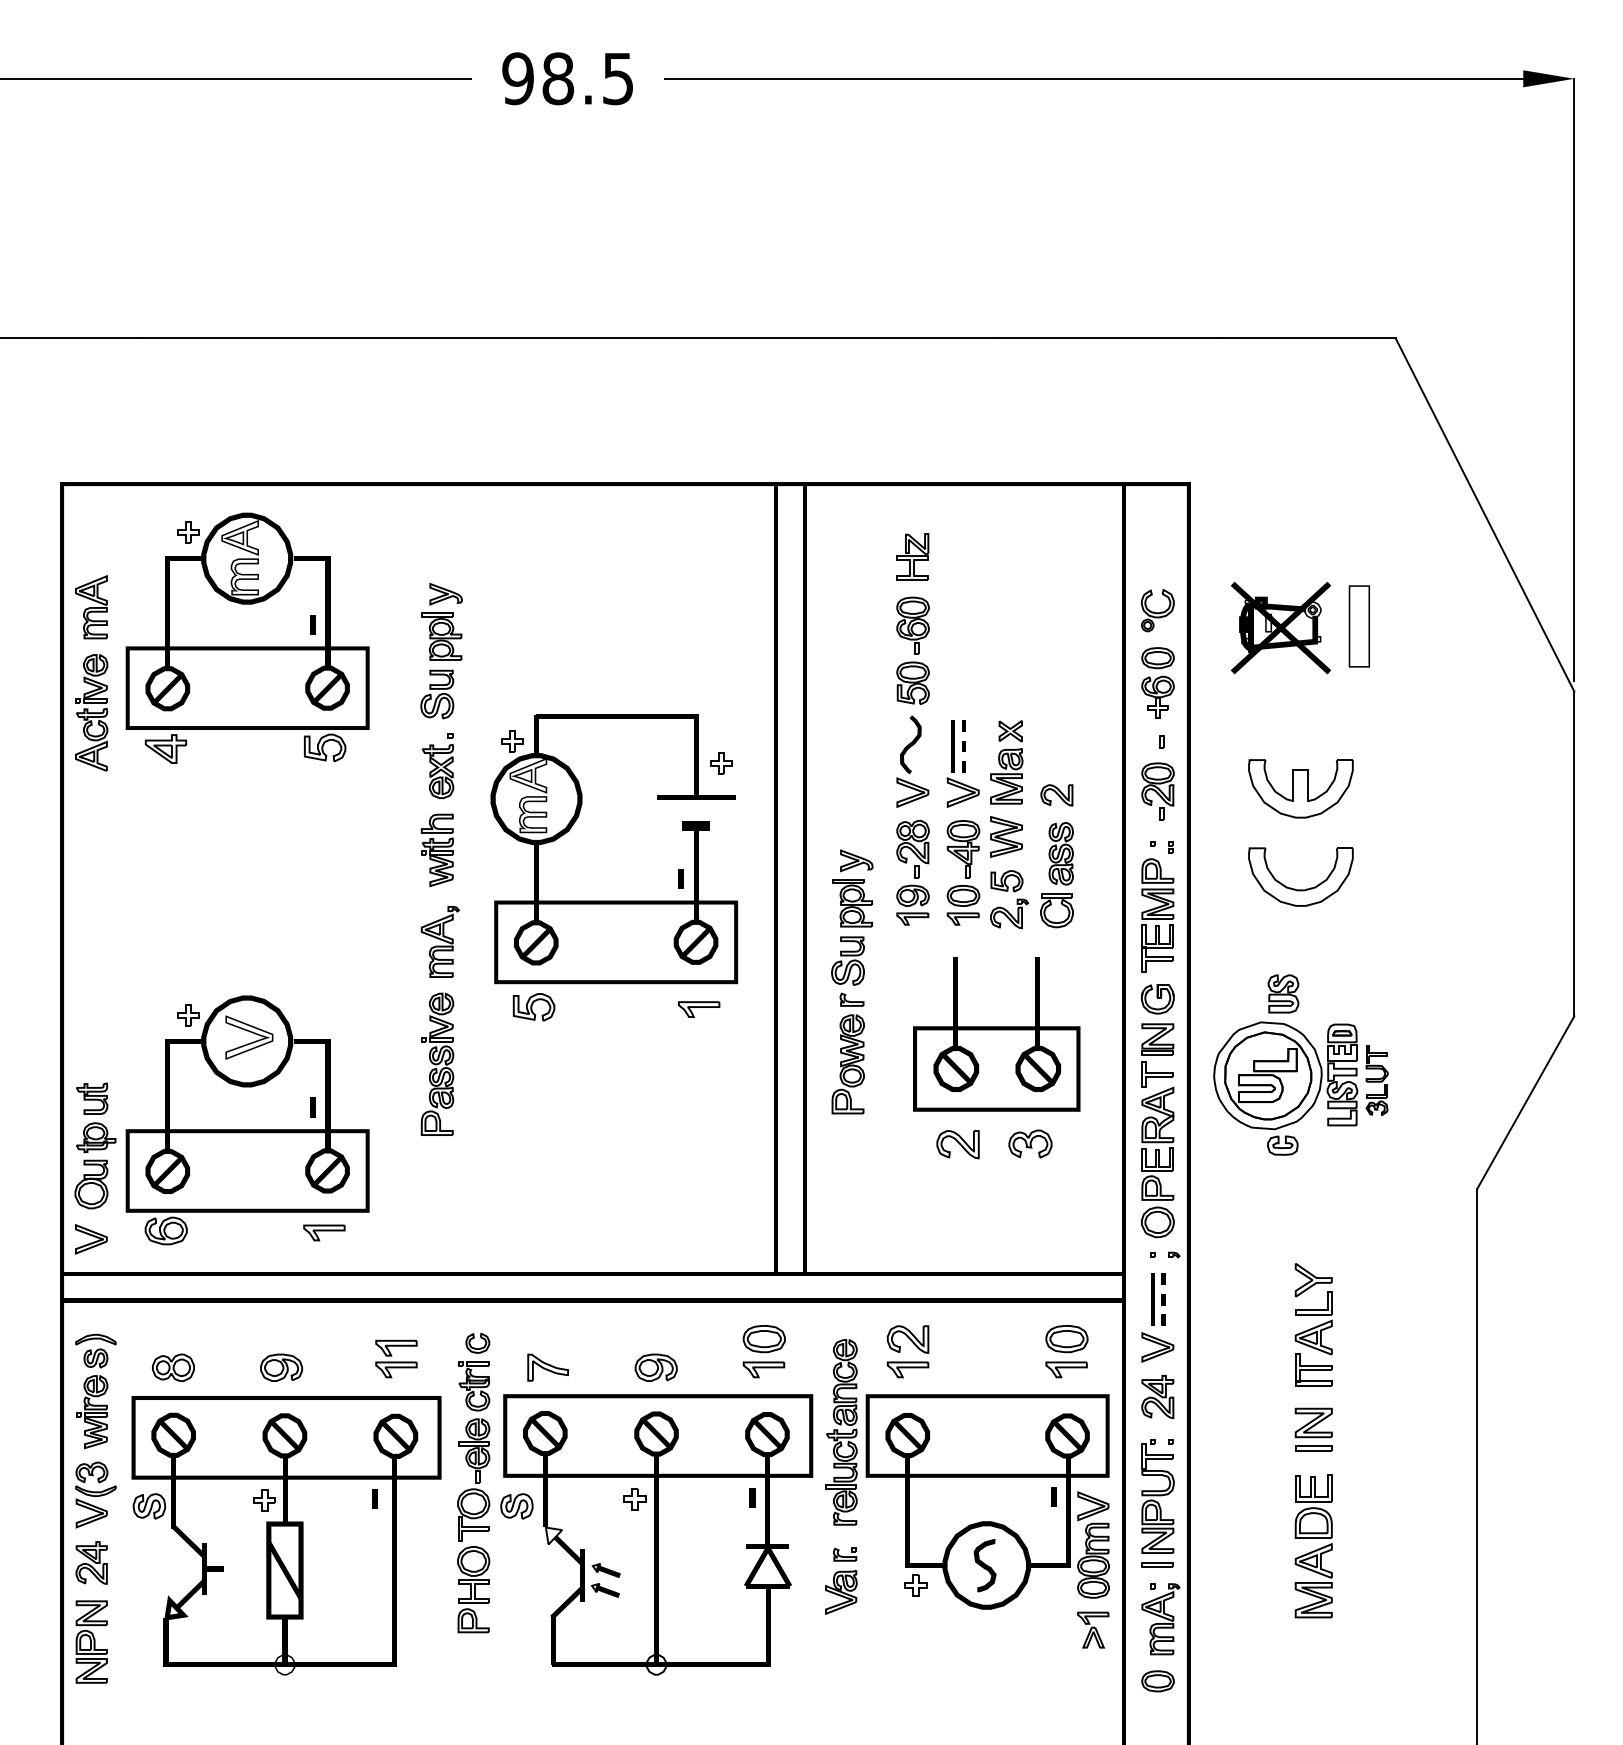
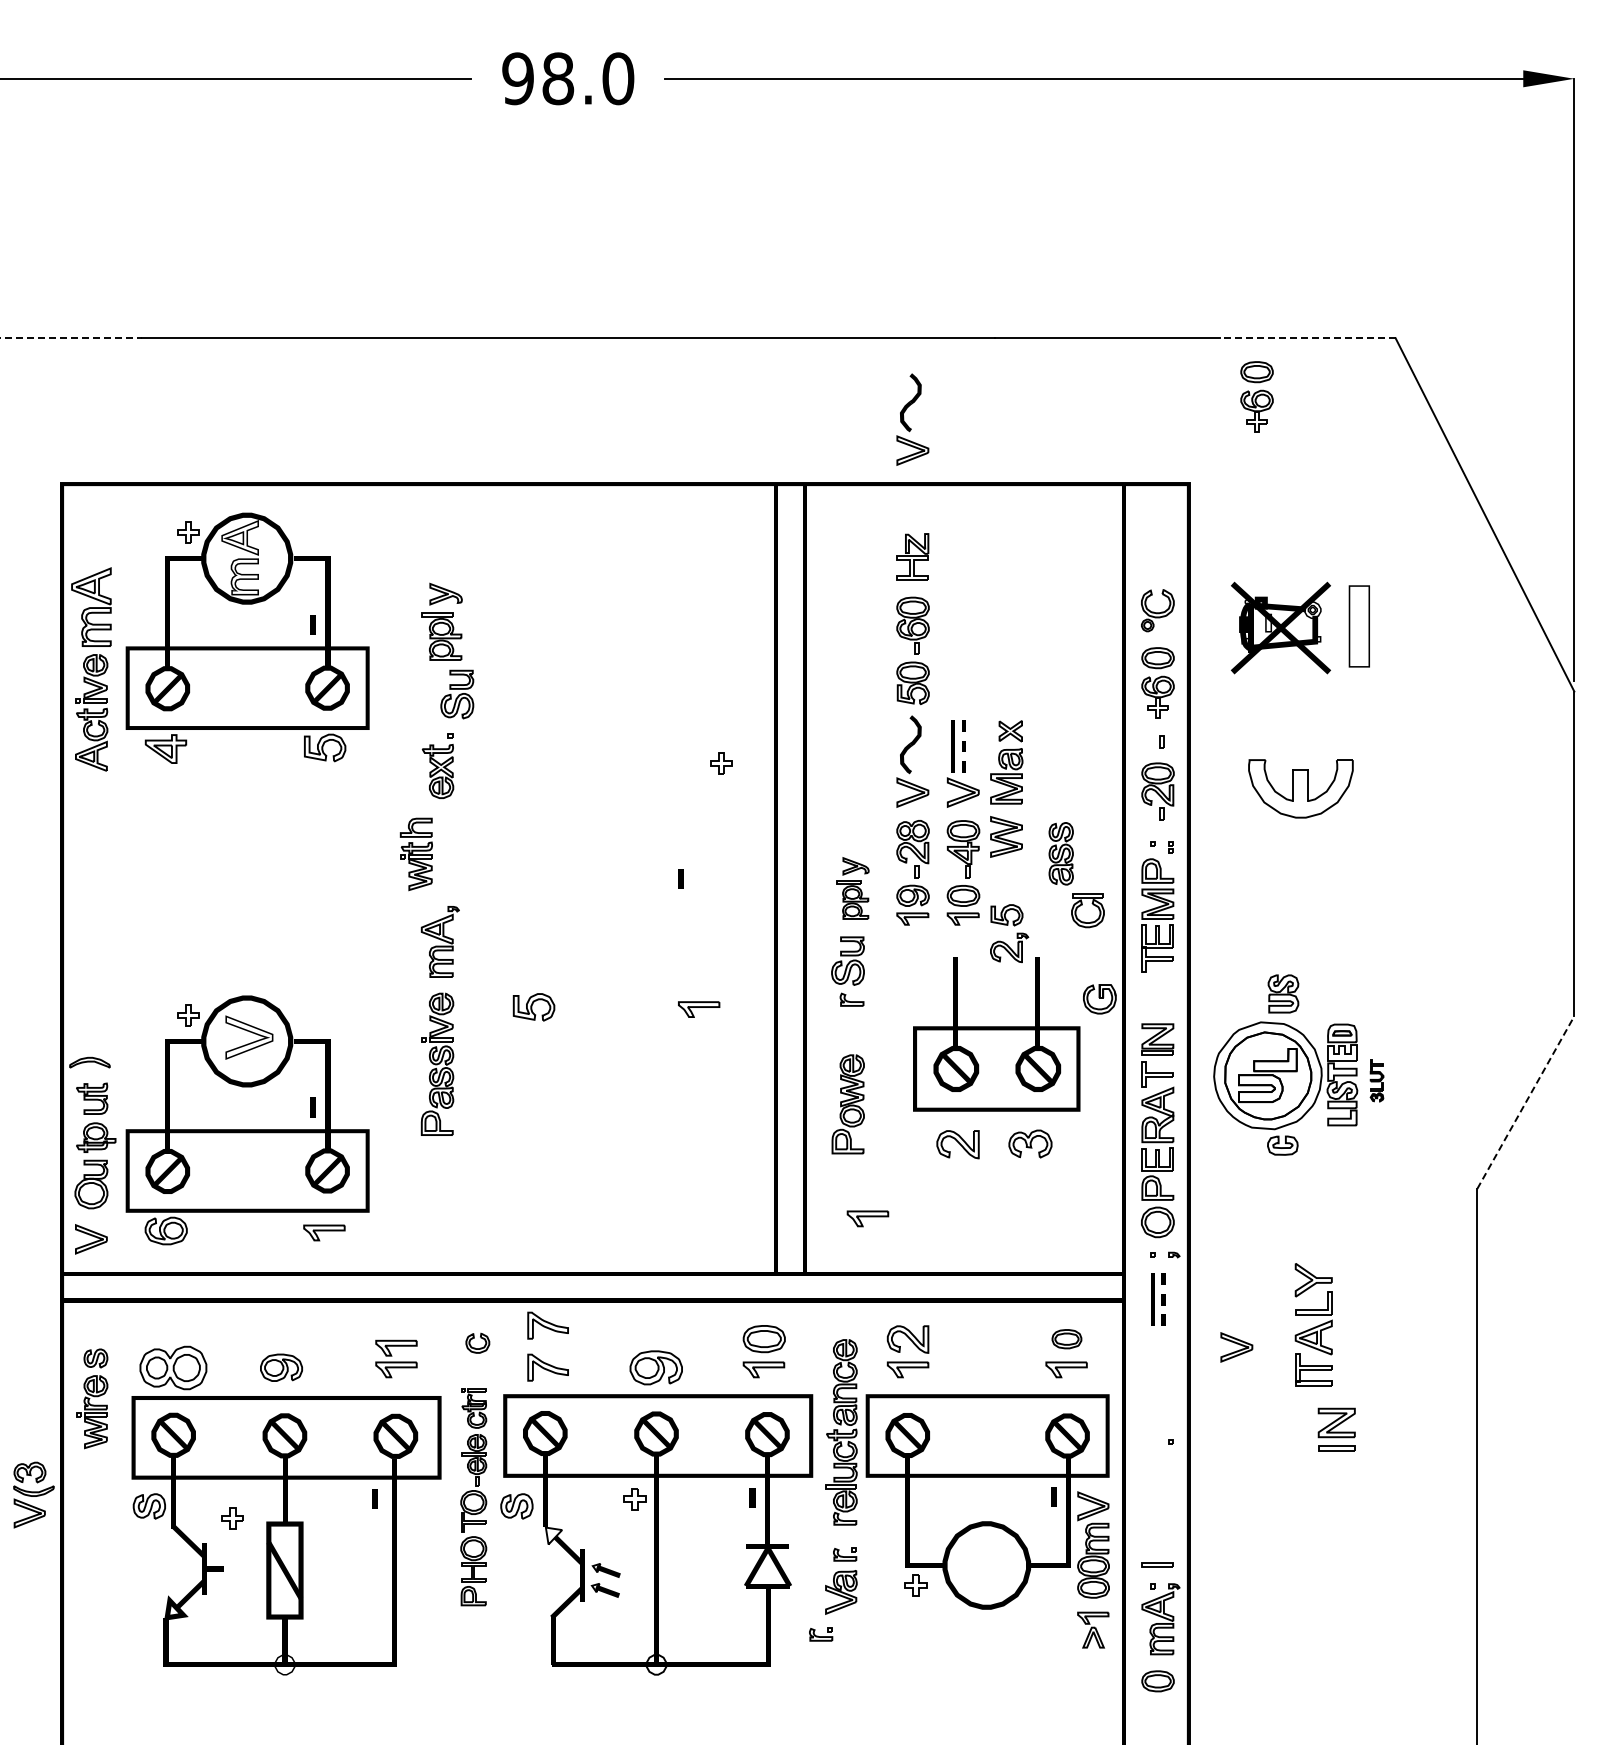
text: 98.5 -> 98.0 (618, 78)
line: solid -> dashed (71, 338)
line: solid -> dashed (1307, 338)
part: none -> present (1256, 396)
part: none -> present (907, 424)
part size: 33x65 px -> 41x80 px (91, 606)
part position: (437, 694) -> (457, 694) (457, 694)
part: present -> none (1056, 795)
part: present -> none (575, 822)
part position: (436, 850) -> (415, 854) (415, 854)
part size: 42x79 px -> 34x63 px (852, 888)
part: present -> none (1295, 888)
part position: (1016, 899) -> (1016, 933) (1016, 933)
part position: (1056, 910) -> (1087, 910) (1087, 910)
part position: (1157, 999) -> (1099, 999) (1099, 999)
part position: (847, 1064) -> (847, 1104) (847, 1104)
part size: 24x72 px -> 16x44 px (1376, 1080)
line: solid -> dashed (1525, 1102)
part: none -> present (867, 1218)
part: none -> present (547, 1325)
part position: (95, 1339) -> (89, 1062) (89, 1062)
part size: 44x29 px -> 32x21 px (1066, 1339)
part position: (1157, 1347) -> (1236, 1347) (1236, 1347)
part size: 43x29 px -> 69x46 px (173, 1367)
part size: 44x29 px -> 54x36 px (655, 1367)
part: present -> none (1157, 1396)
part position: (1313, 1429) -> (1336, 1429) (1336, 1429)
part position: (95, 1494) -> (33, 1494) (33, 1494)
part: present -> none (1157, 1496)
part size: 34x273 px -> 28x219 px (473, 1497)
part position: (264, 1500) -> (232, 1518) (232, 1518)
part: present -> none (1313, 1546)
part: present -> none (91, 1562)
curve: present -> none (984, 1565)
part: none -> present (821, 1634)
part: present -> none (91, 1641)
